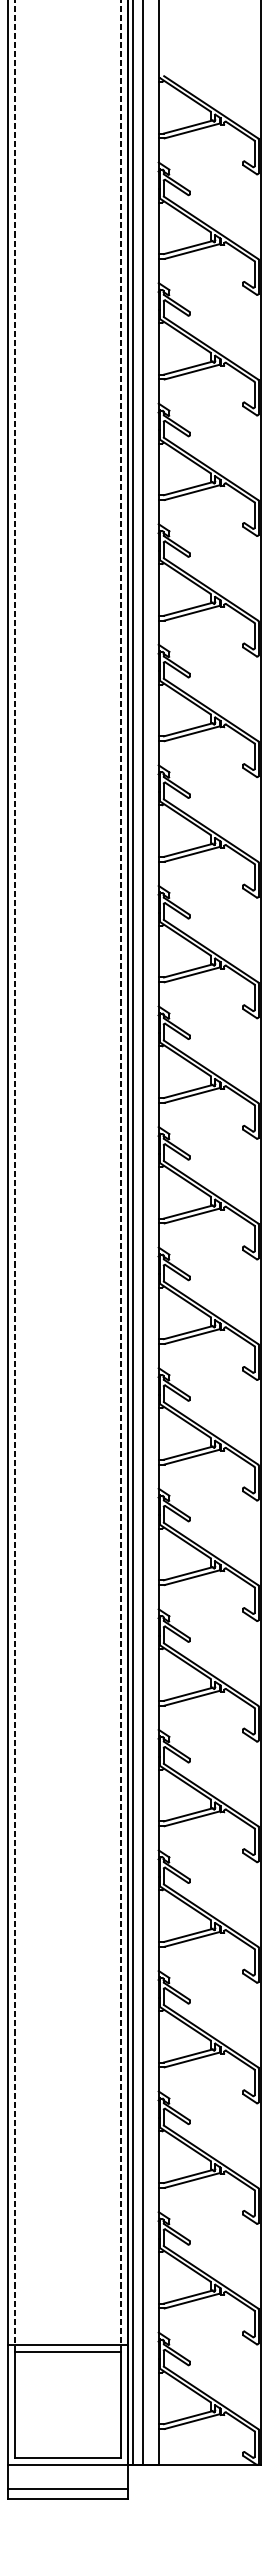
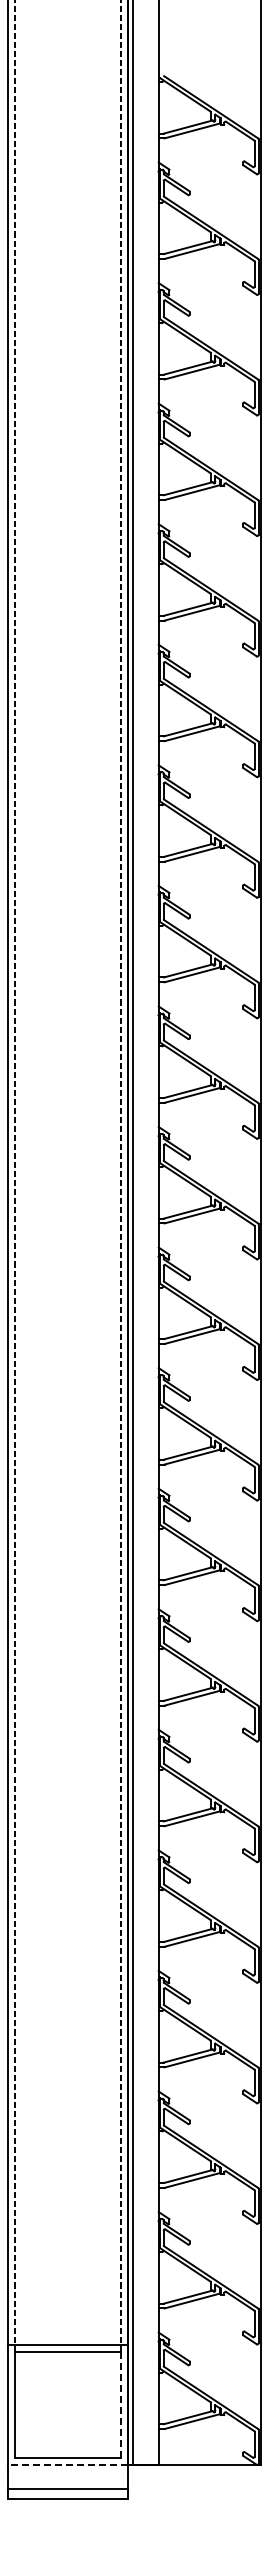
line: present -> none (143, 1233)
line: solid -> dashed (121, 2404)
line: solid -> dashed (67, 2464)
